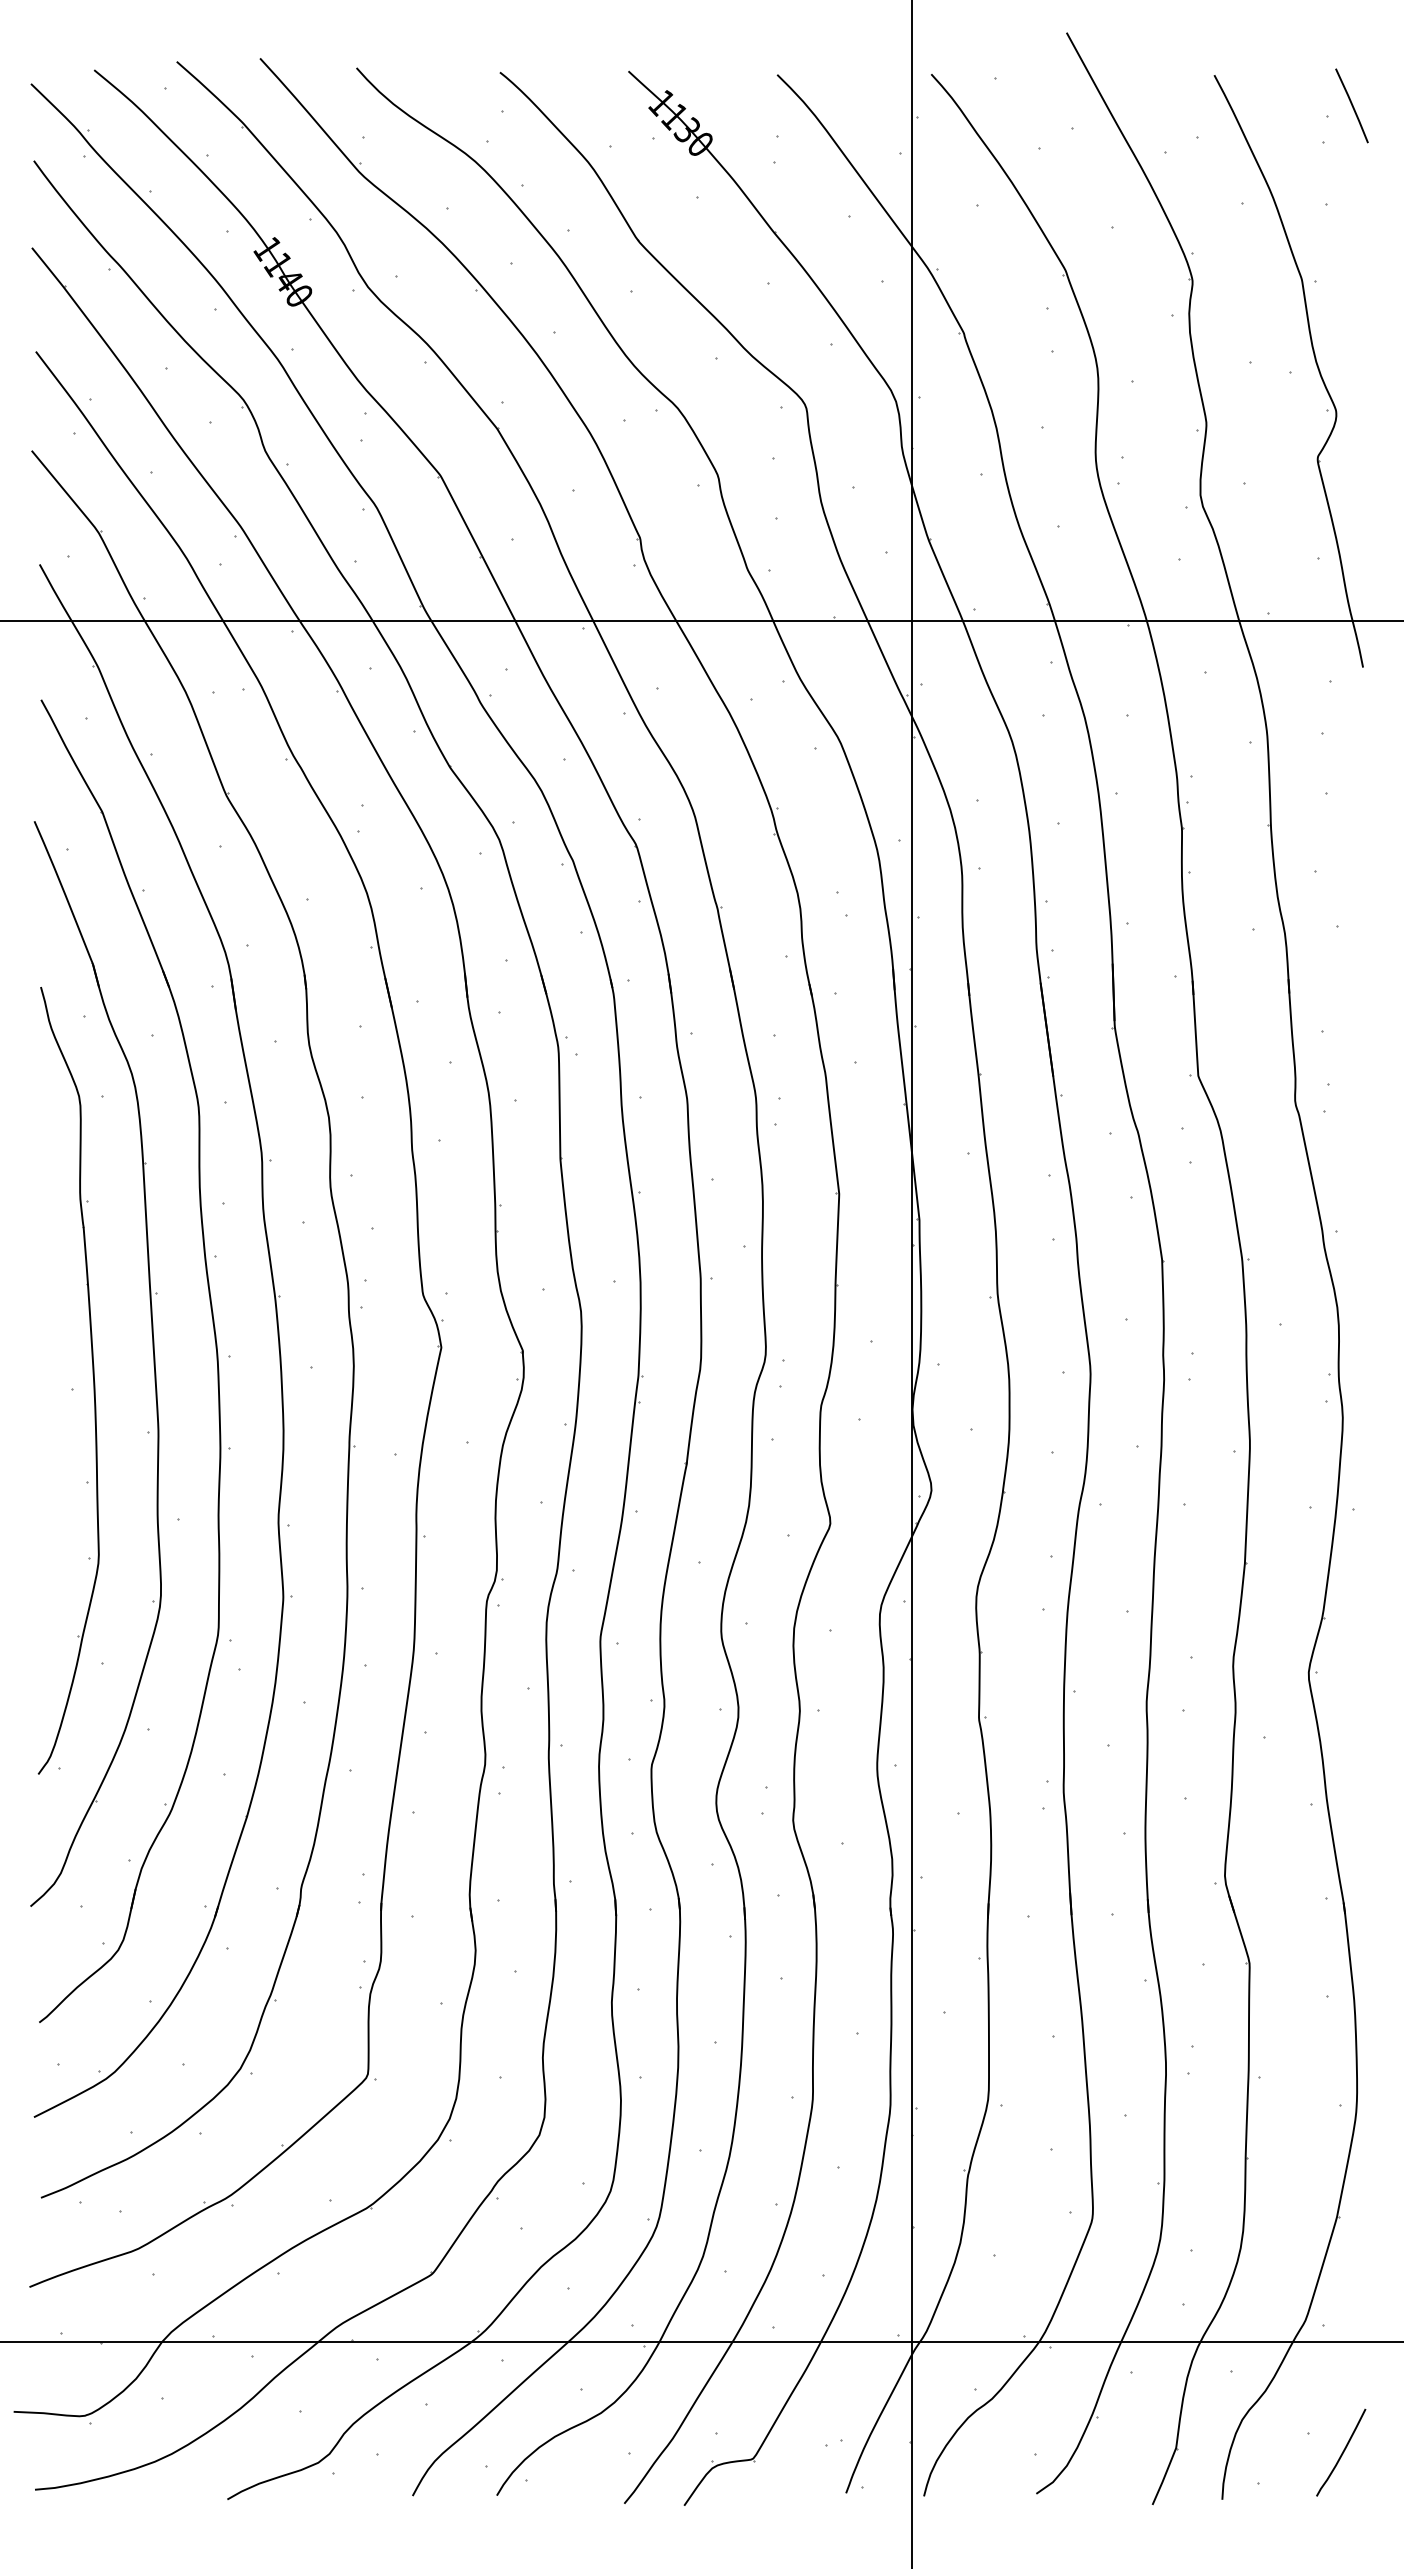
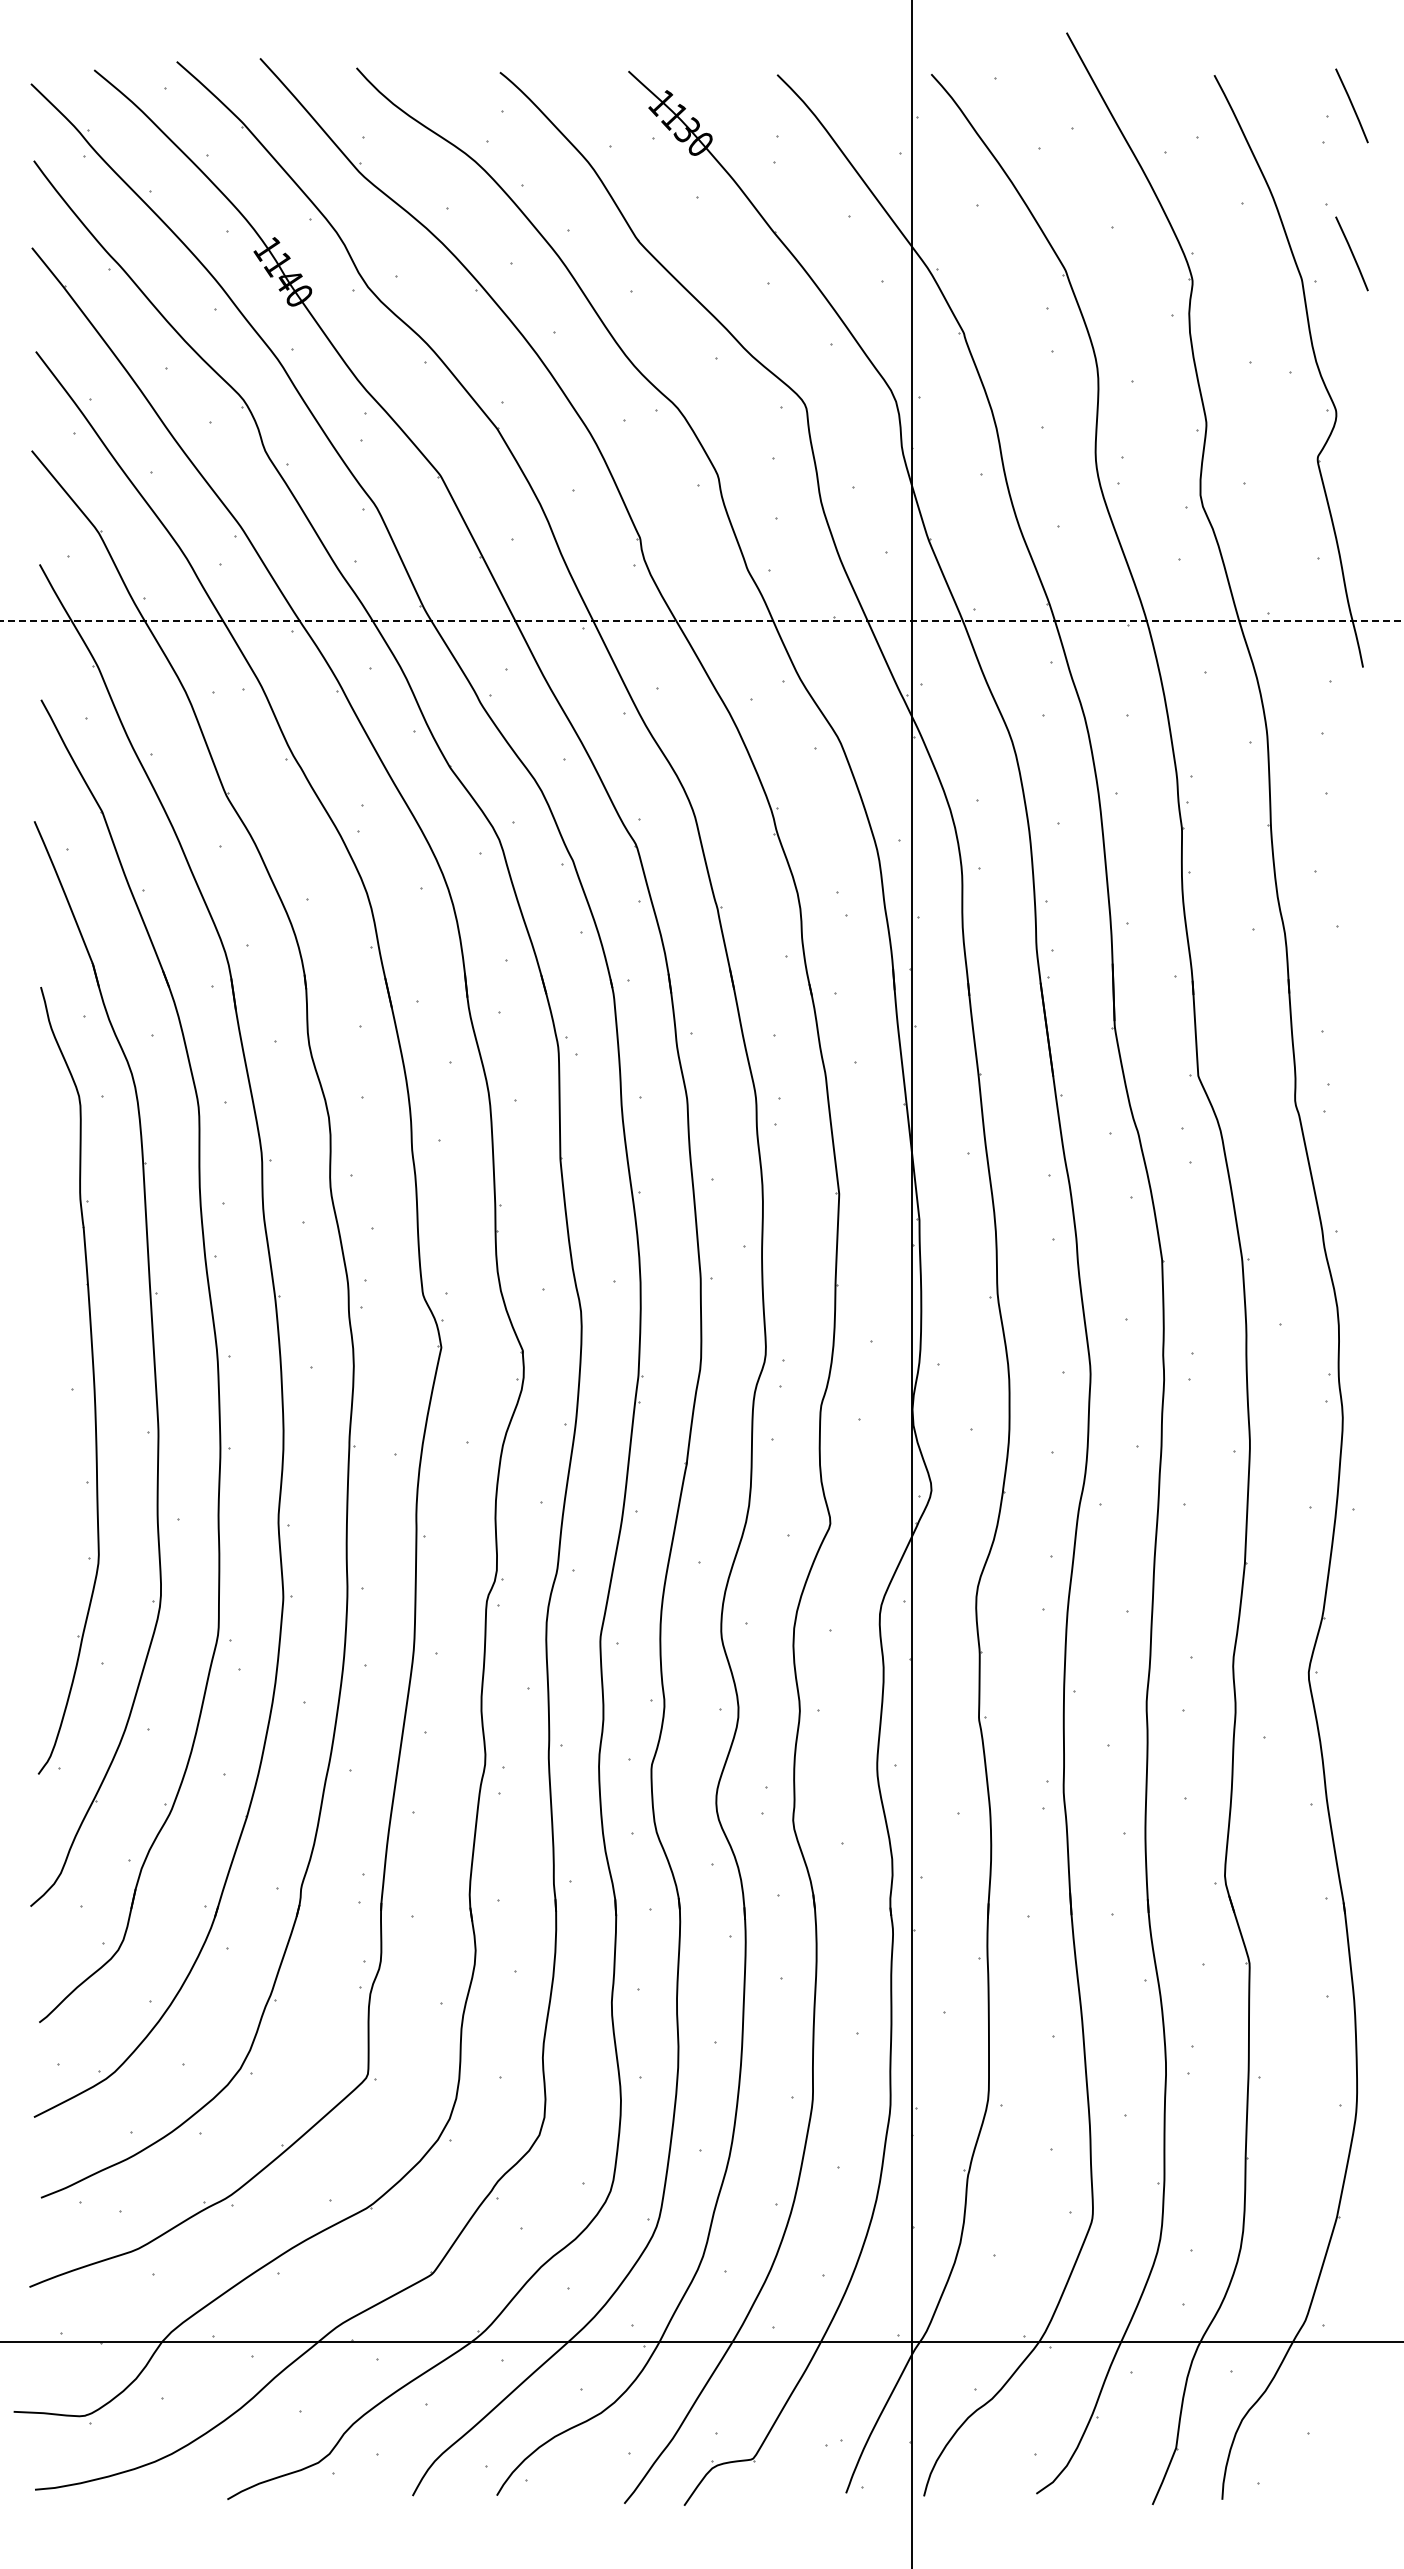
line: none -> present (1351, 253)
line: solid -> dashed (701, 621)
curve: present -> none (1342, 2452)
